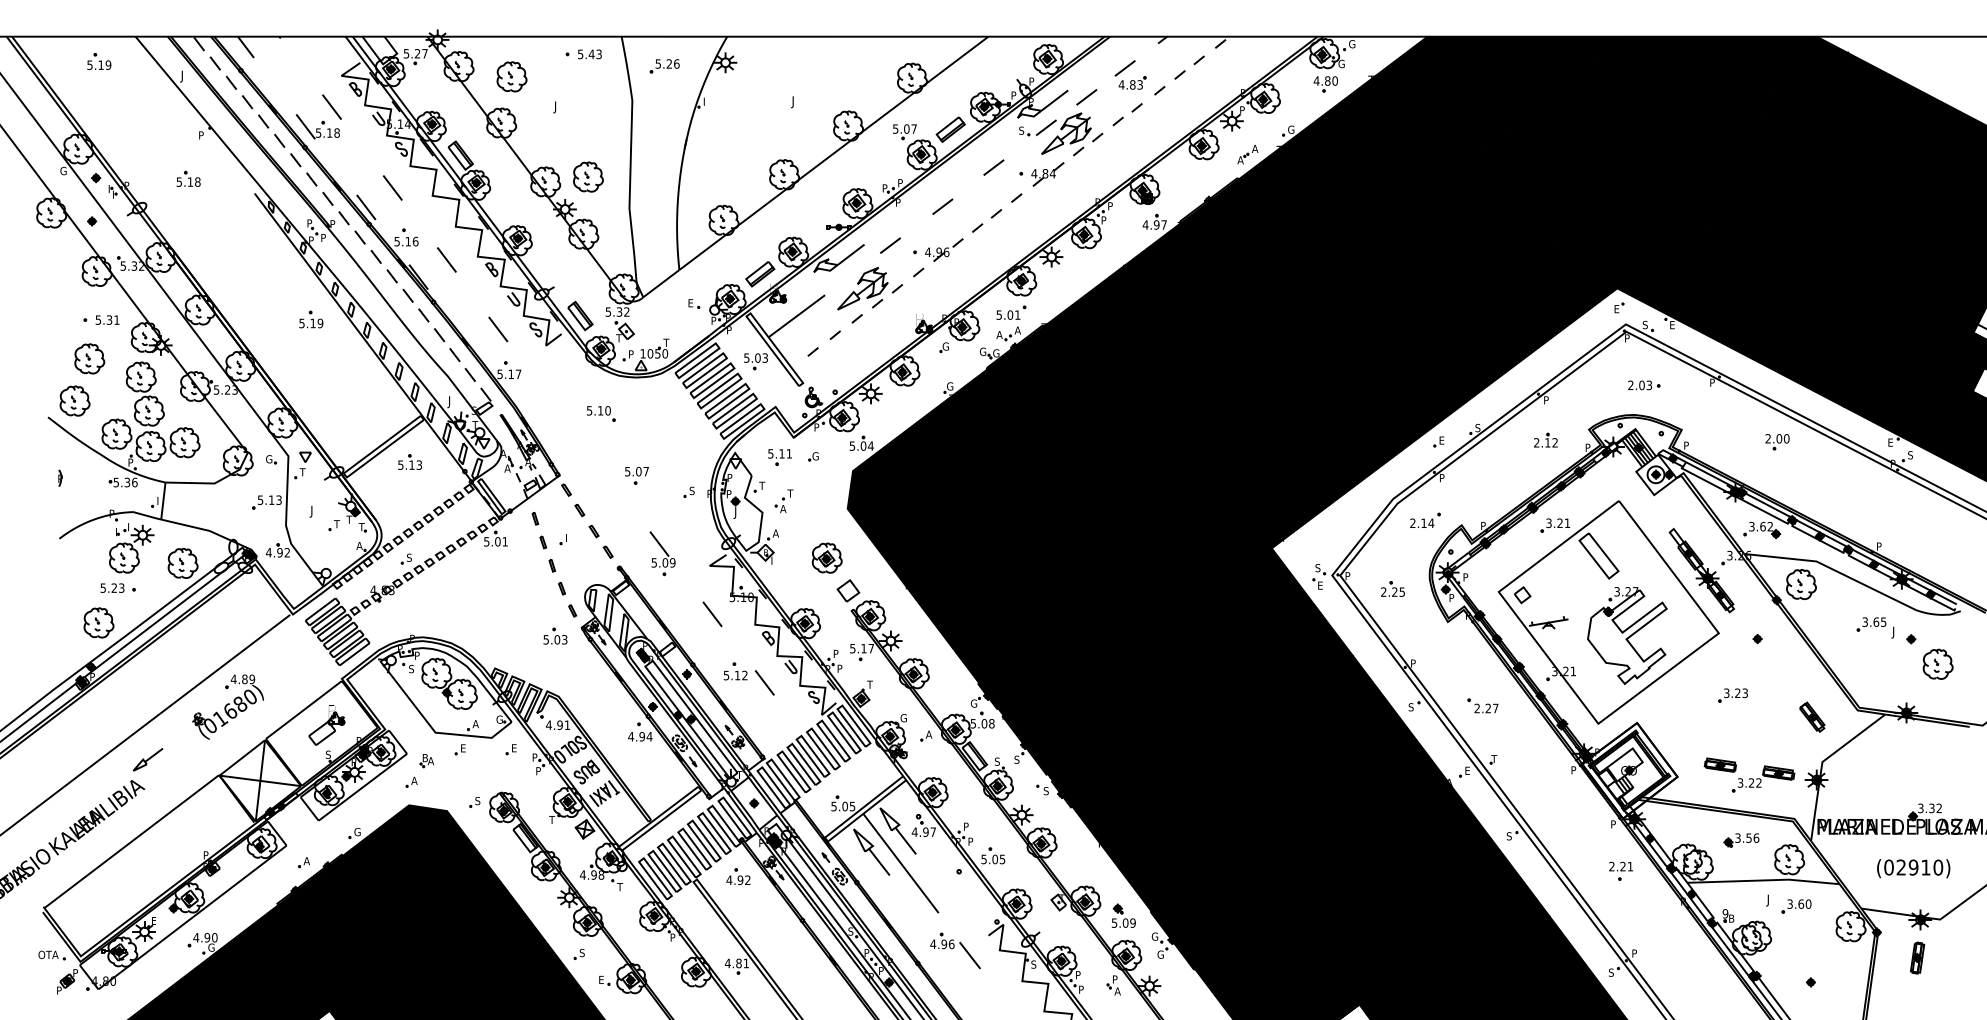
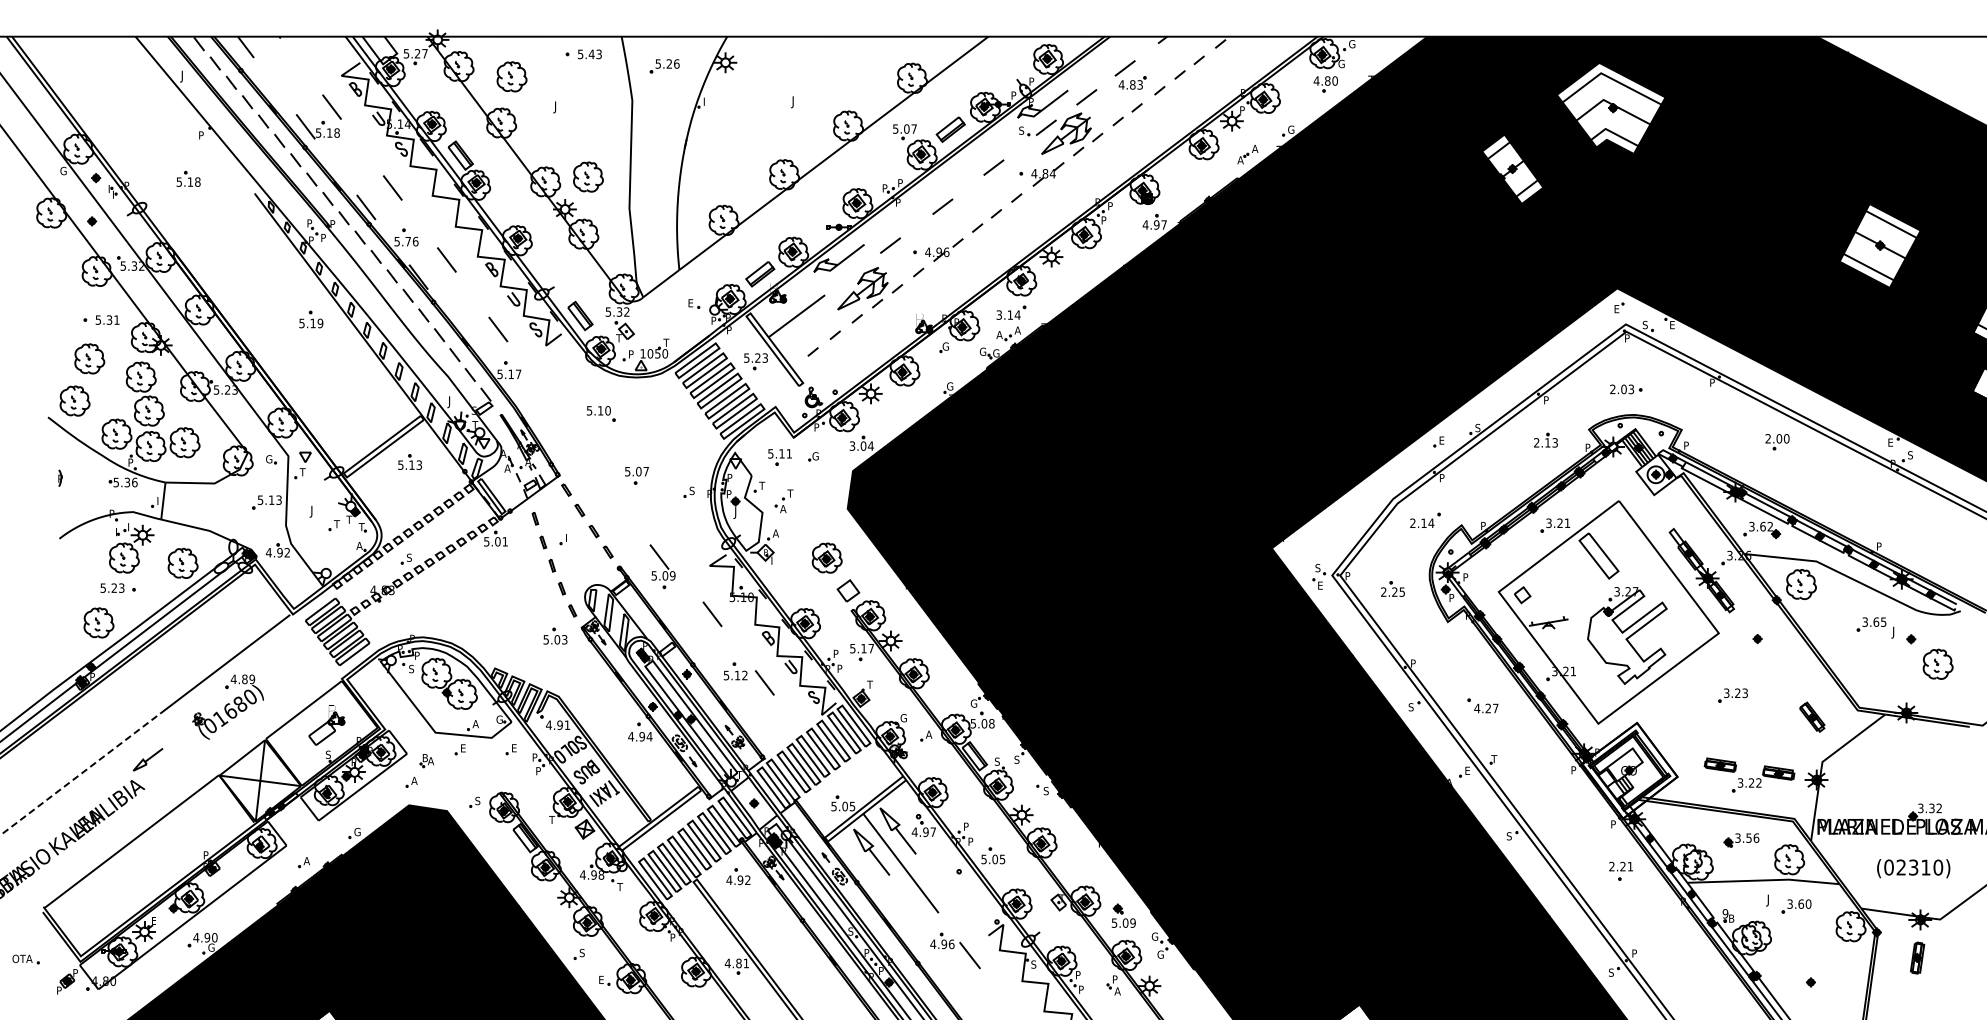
part: present -> none (99, 60)
fill: present -> none (1610, 108)
fill: present -> none (1512, 169)
text: 5.16 -> 5.76 (407, 241)
fill: present -> none (1879, 245)
text: 5.01 -> 3.14 (1008, 314)
text: 5.03 -> 5.23 (757, 357)
part position: (1644, 385) -> (1626, 389) (1626, 389)
text: 2.12 -> 2.13 (1554, 442)
text: 5.04 -> 3.04 (852, 445)
part position: (662, 553) -> (662, 566) (662, 566)
text: 2.27 -> 4.27 (1477, 708)
line: solid -> dashed (80, 774)
text: (02910) -> (02310) (1913, 867)
part position: (51, 955) -> (25, 959) (25, 959)
